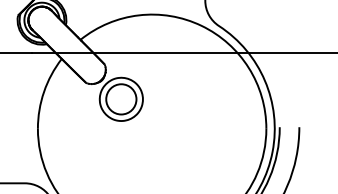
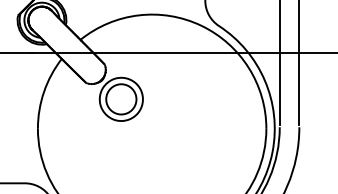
line: none -> present (279, 63)
line: none -> present (299, 63)
